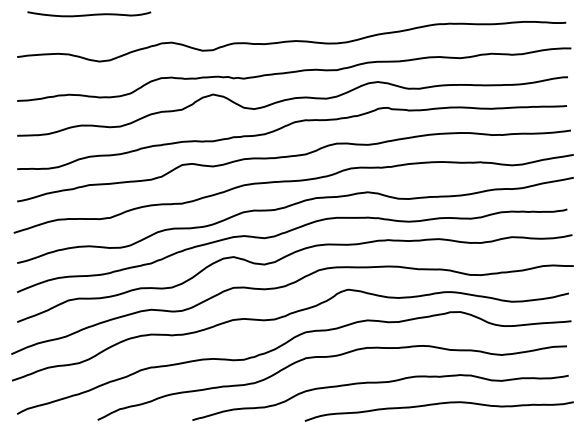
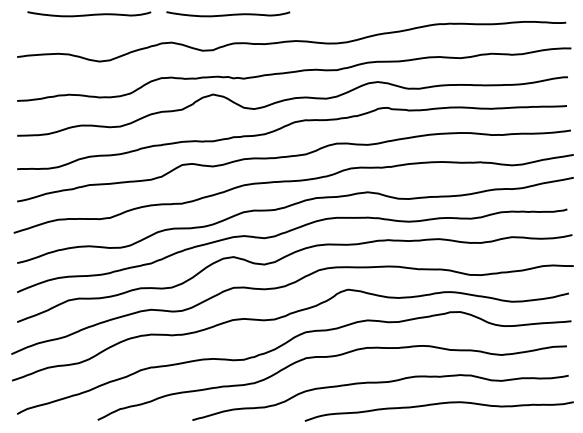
curve: none -> present (228, 14)
